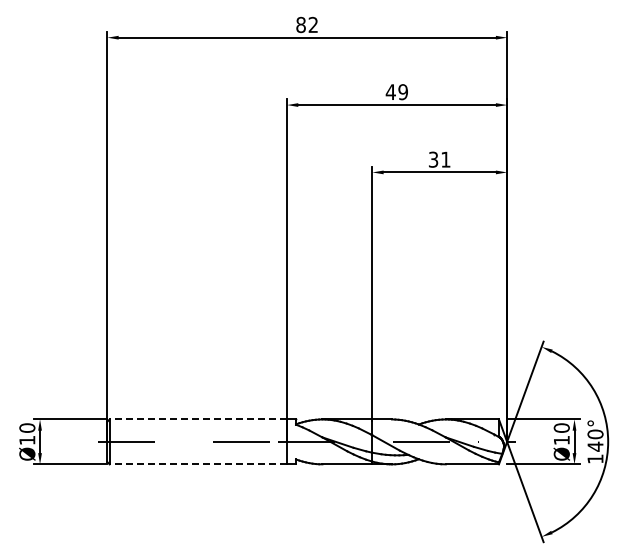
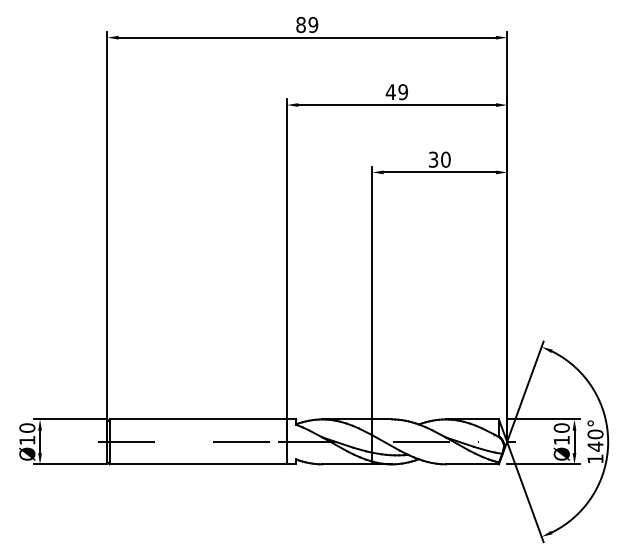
text: 82 -> 89 (313, 25)
text: 31 -> 30 (445, 159)
line: dashed -> solid (198, 419)
line: dashed -> solid (198, 464)
